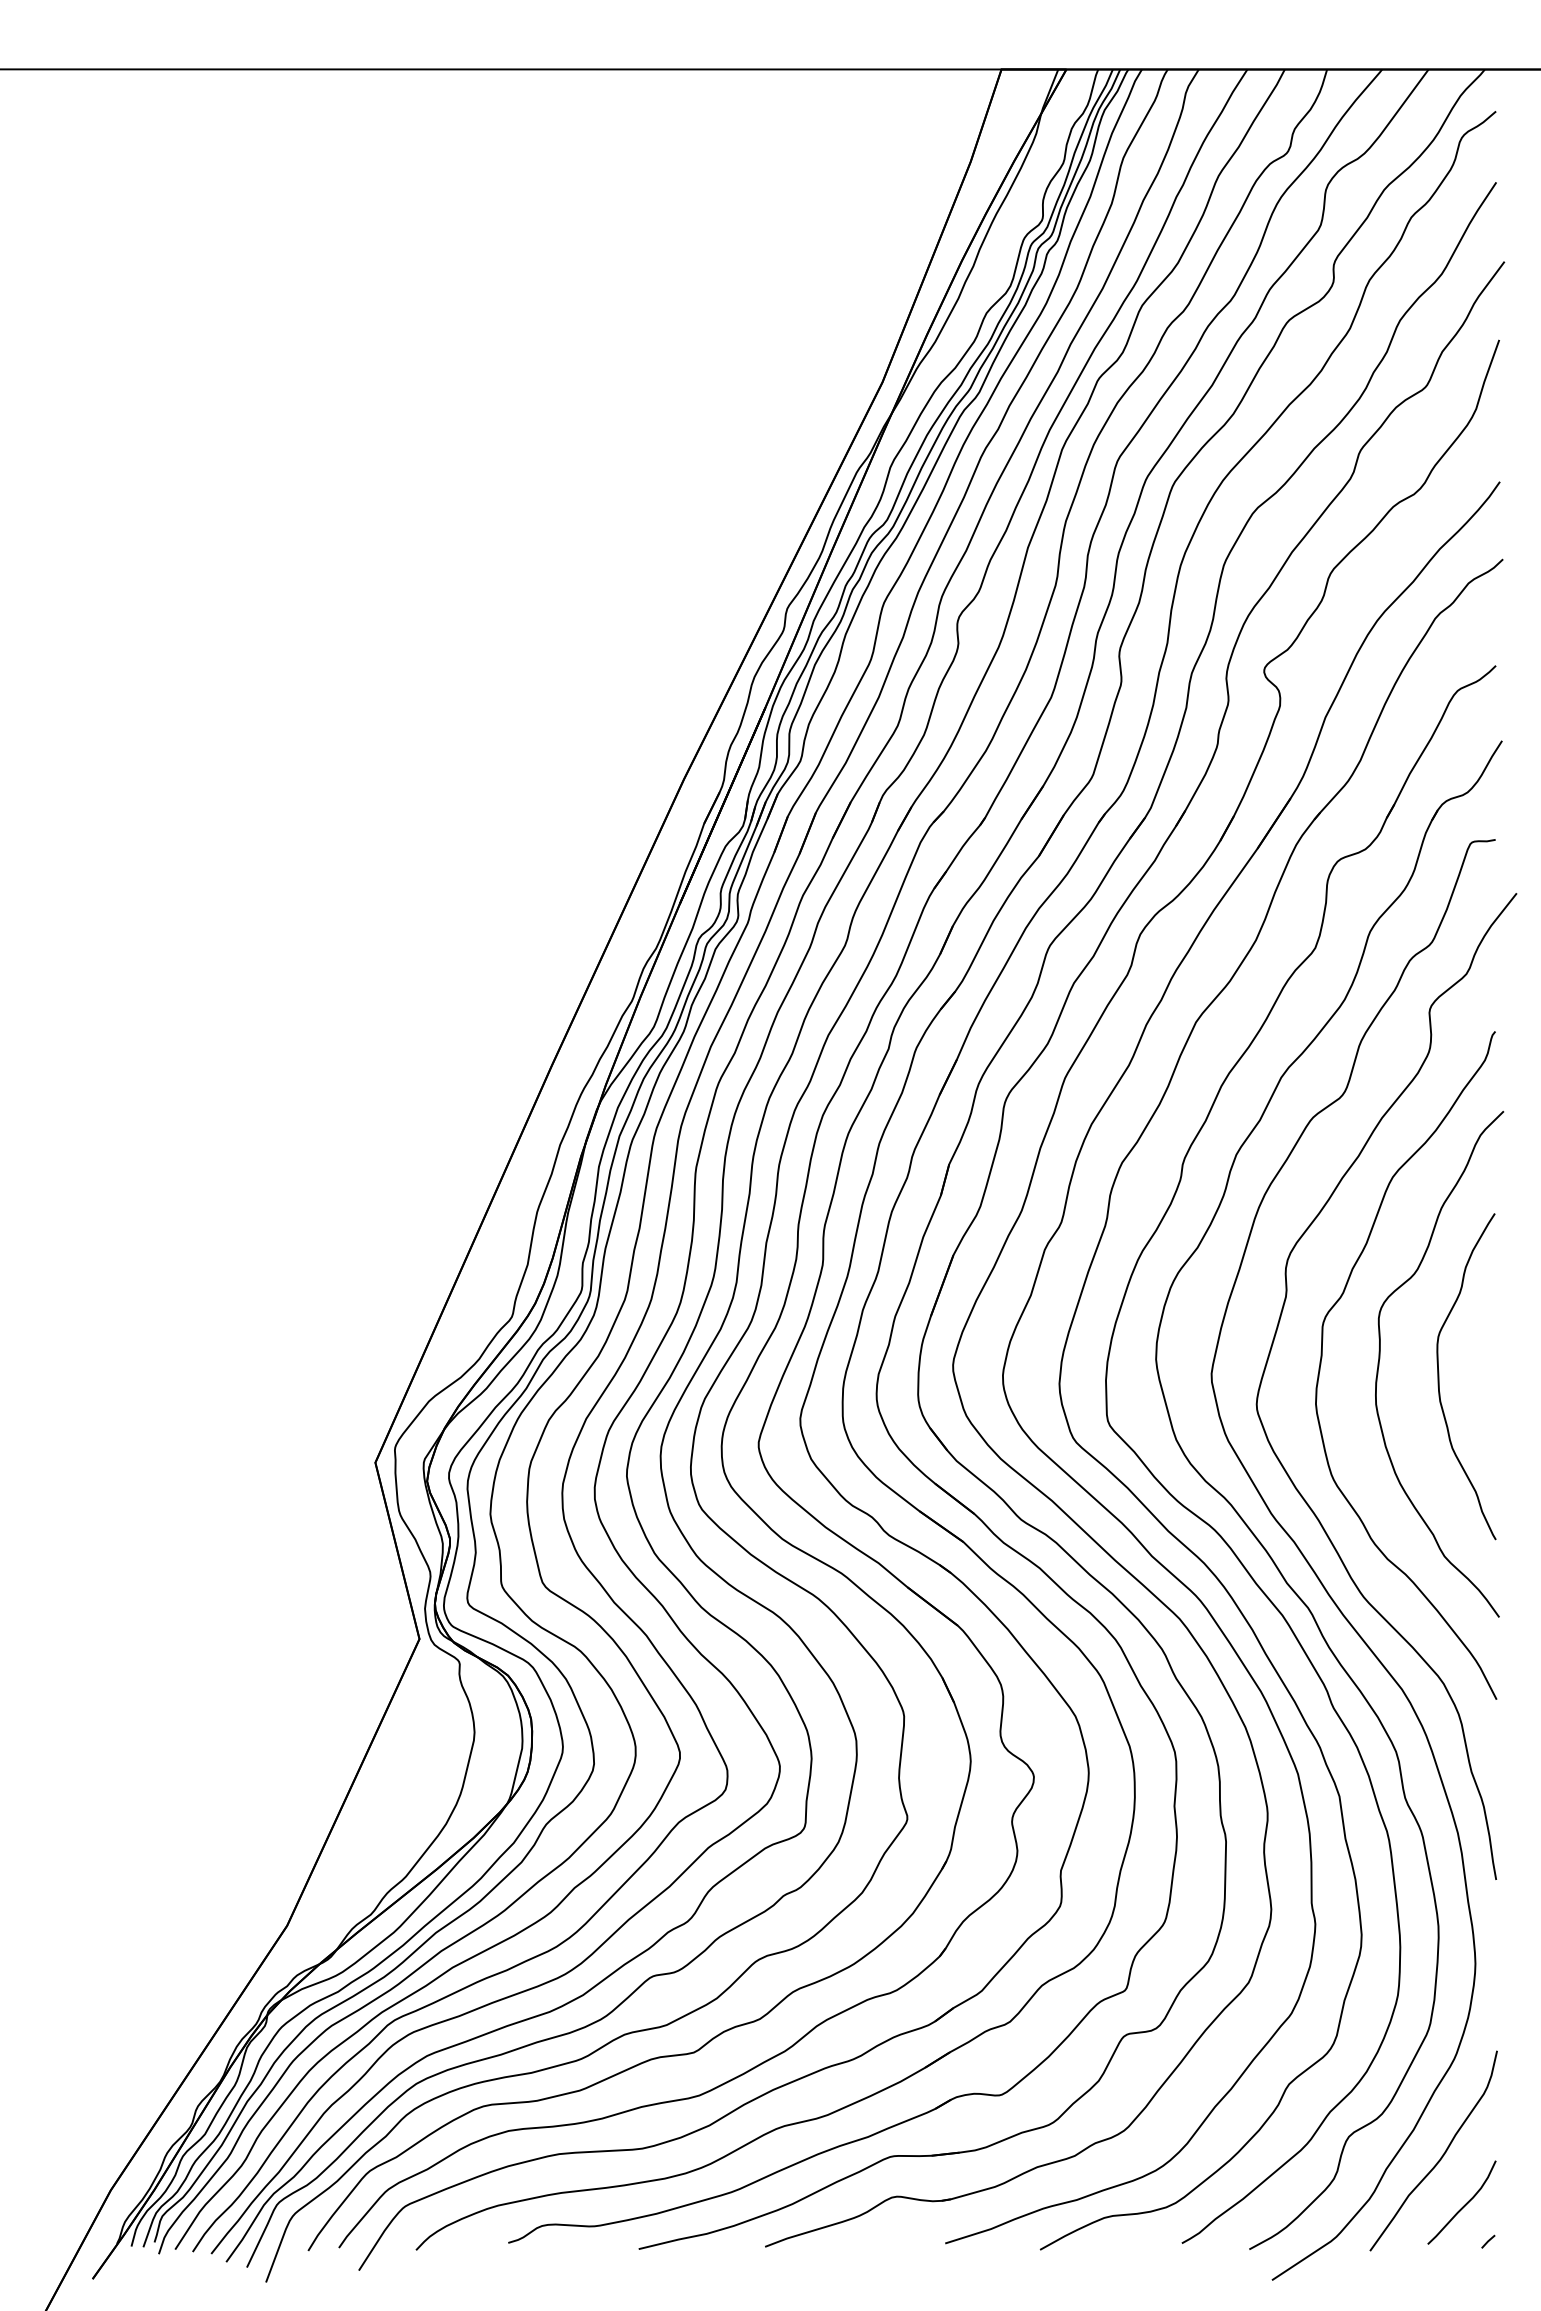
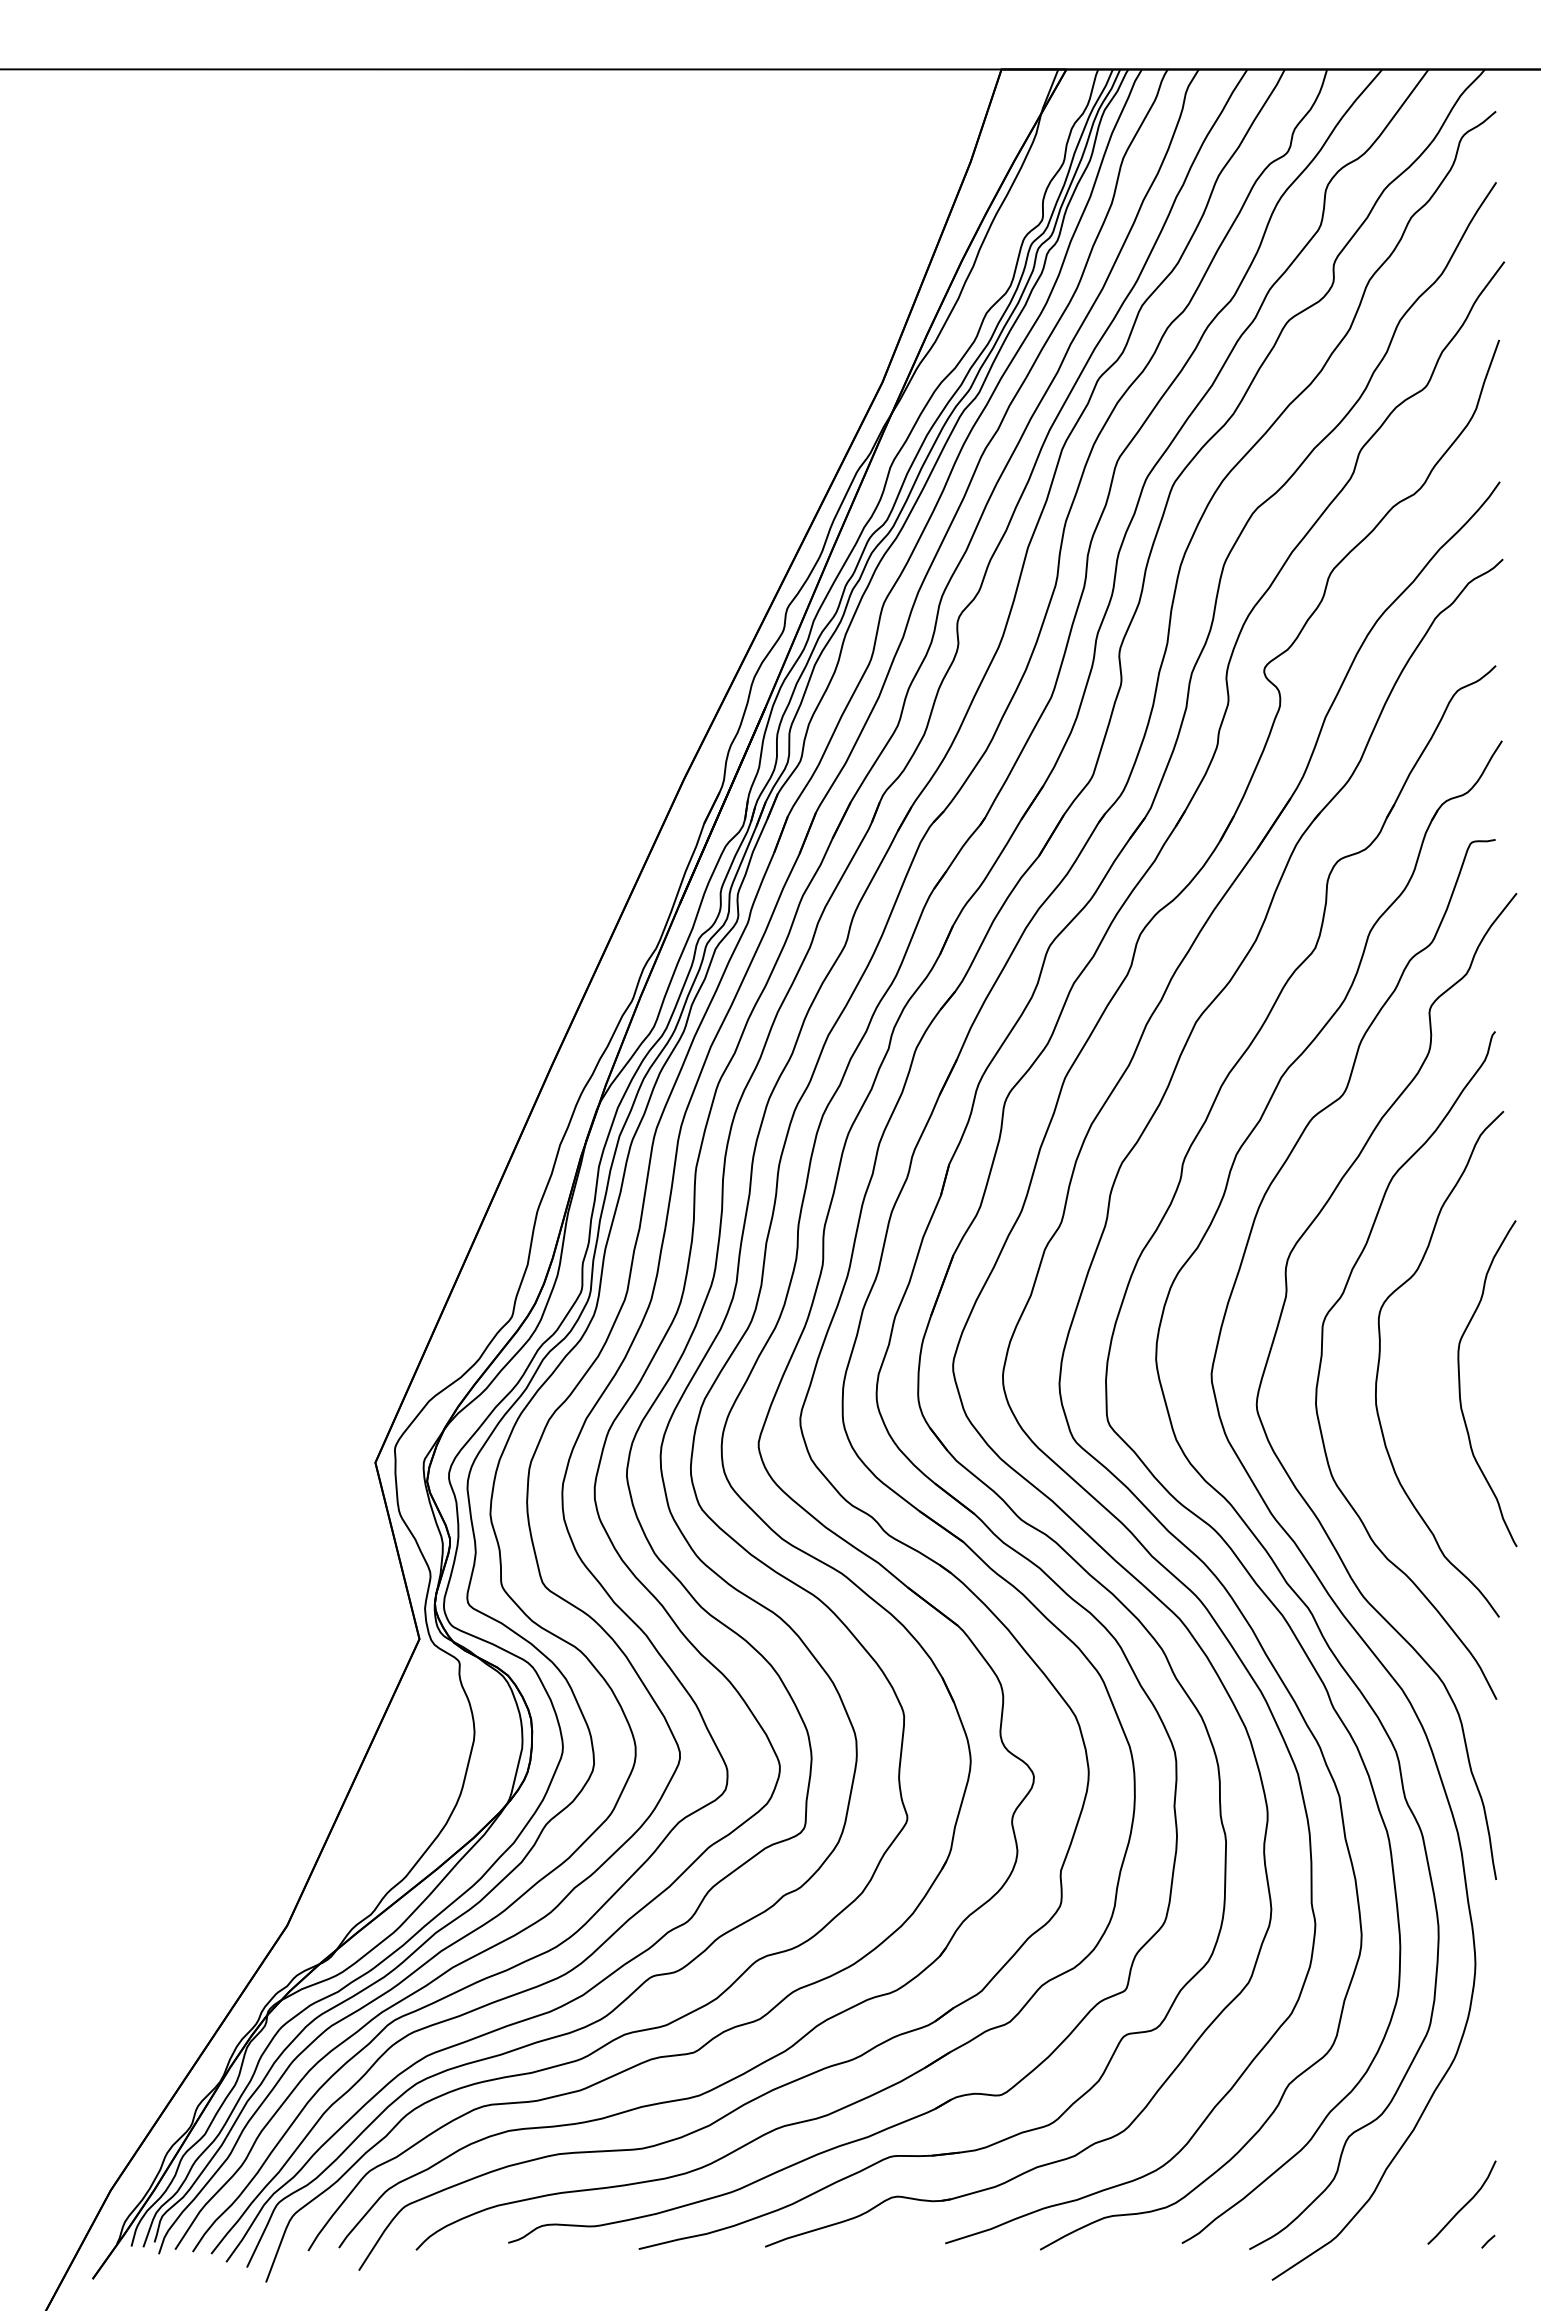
curve position: (1439, 1376) -> (1460, 1383) (1460, 1383)
curve: present -> none (1442, 2154)
